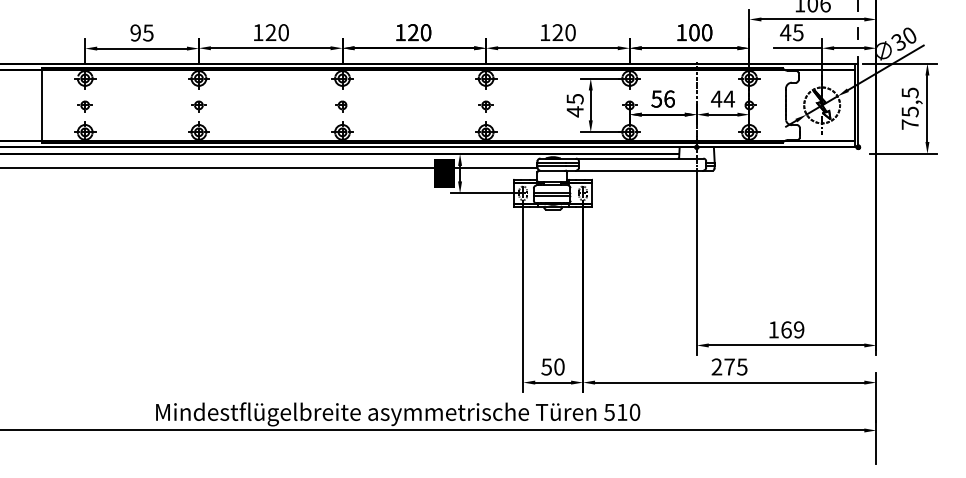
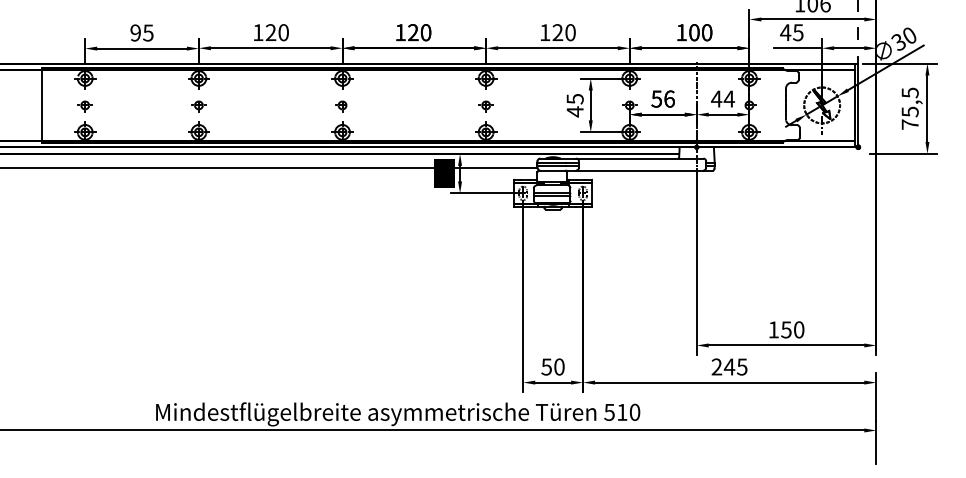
text: 169 -> 150 (792, 329)
text: 275 -> 245 (729, 366)
